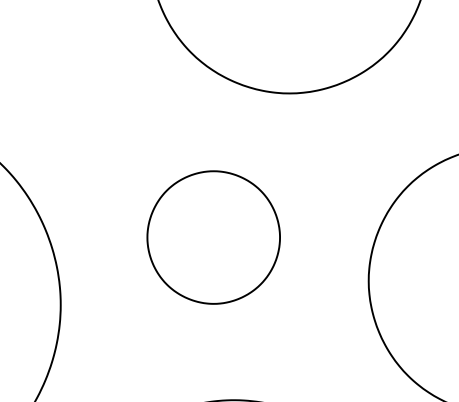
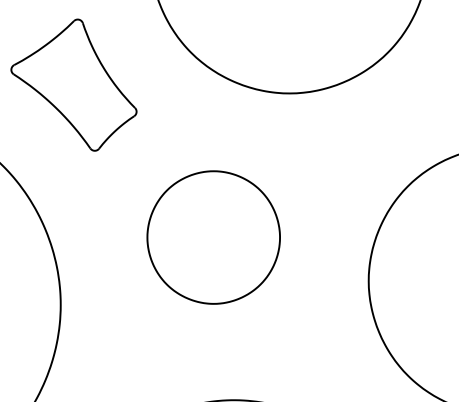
part: none -> present (73, 84)
